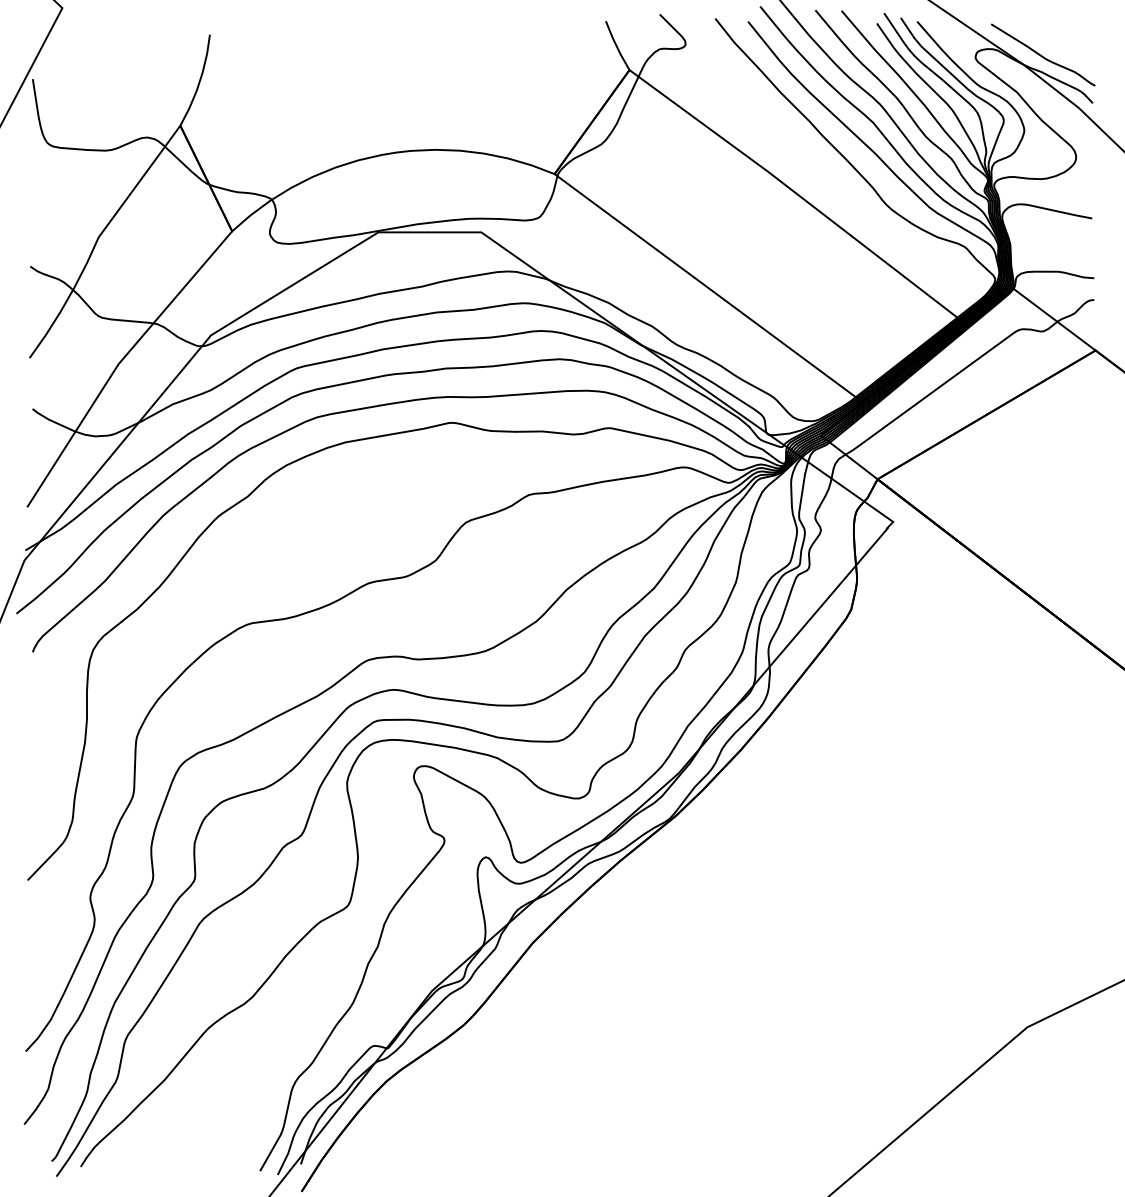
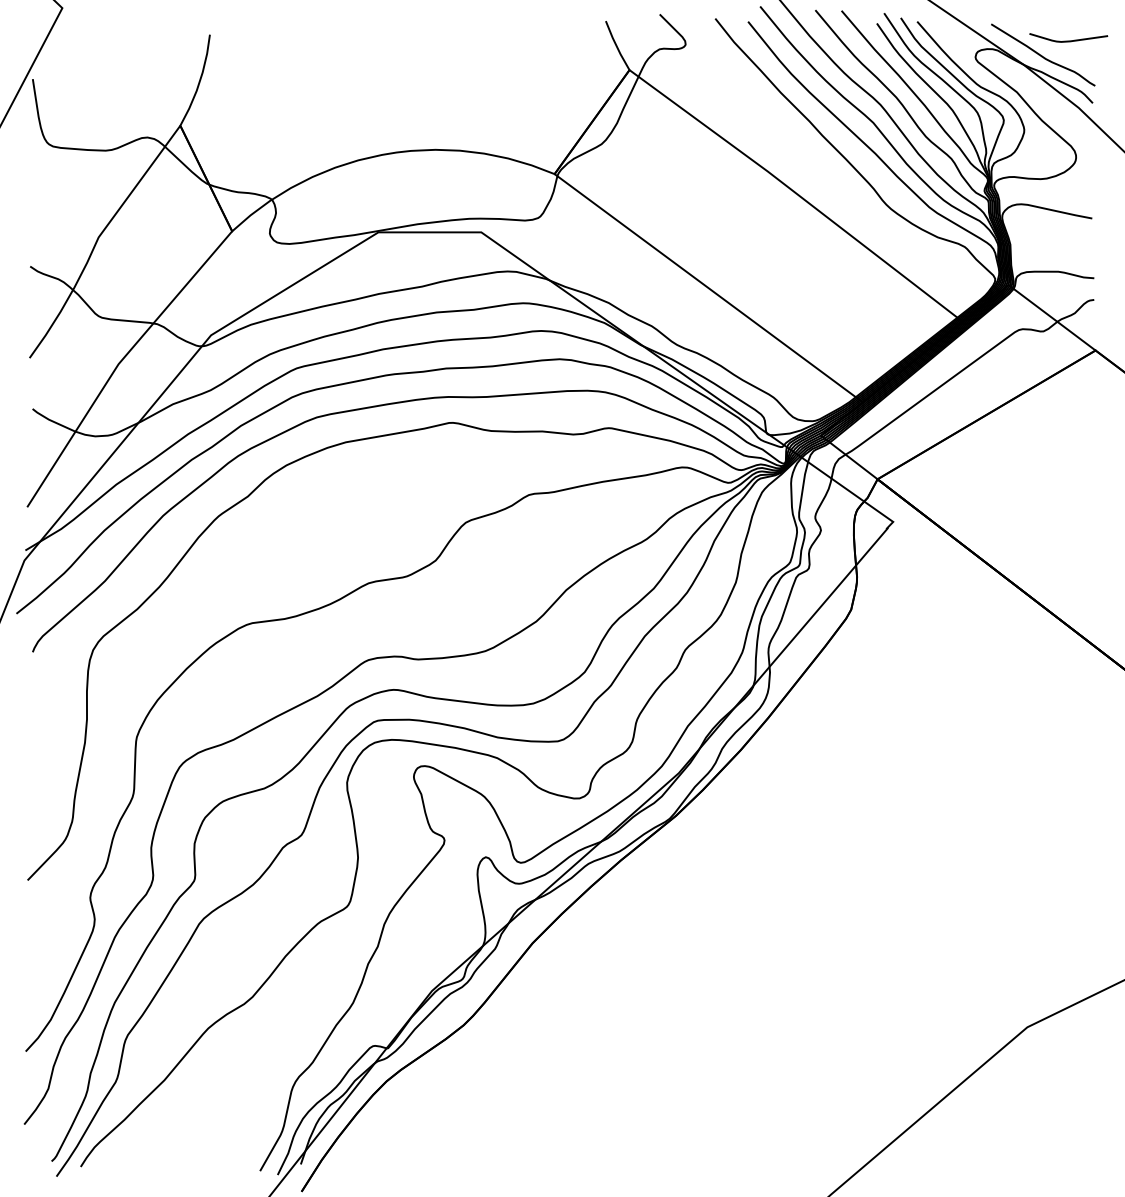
curve: none -> present (1068, 40)
